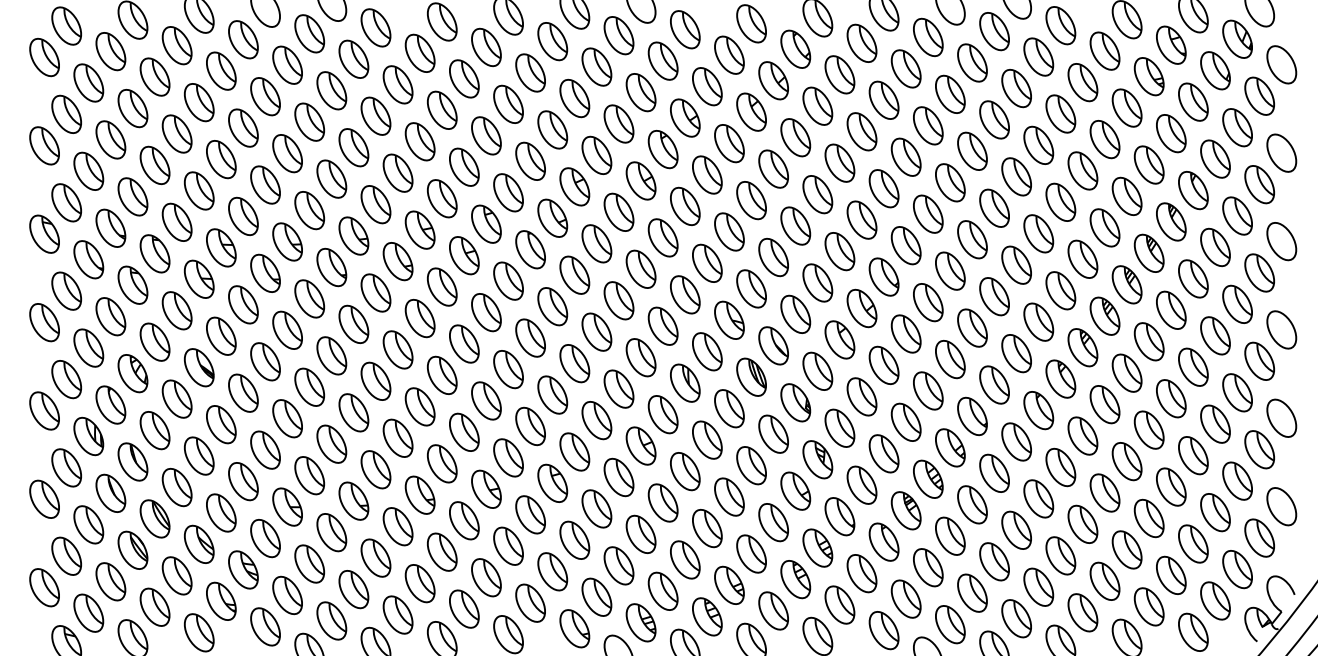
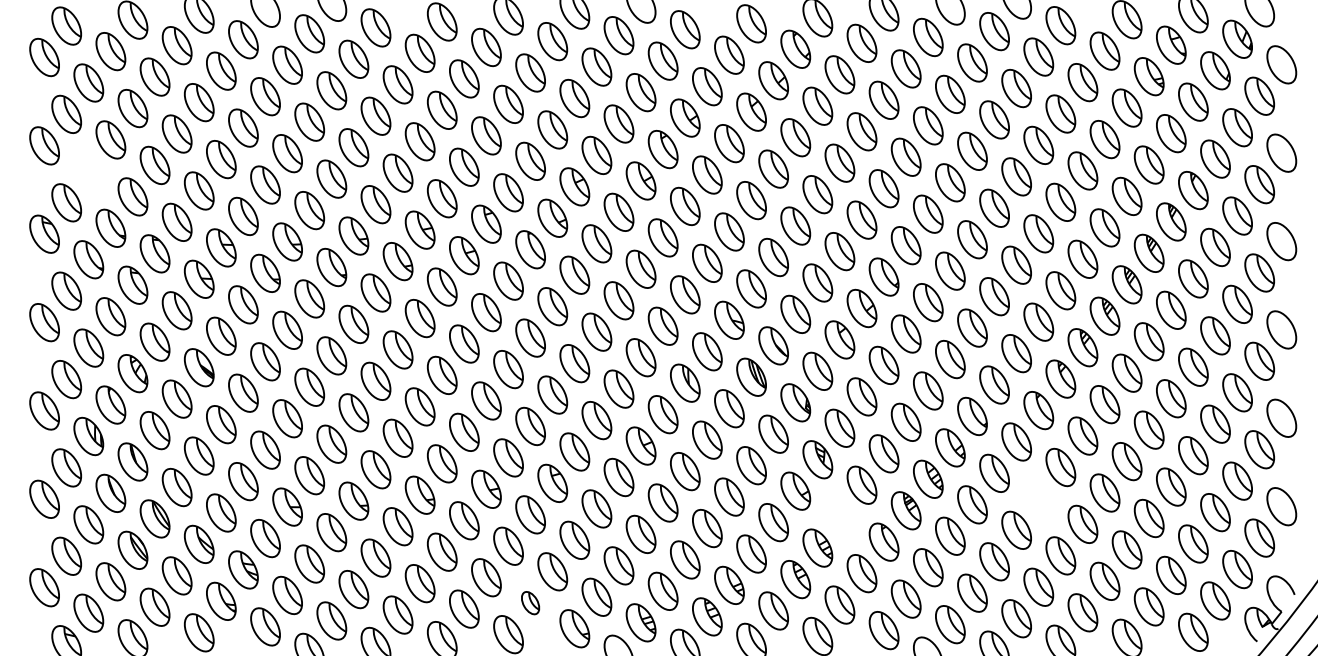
part: present -> none (88, 170)
part: present -> none (1038, 498)
part: present -> none (839, 516)
part size: 31x40 px -> 20x25 px (530, 603)
